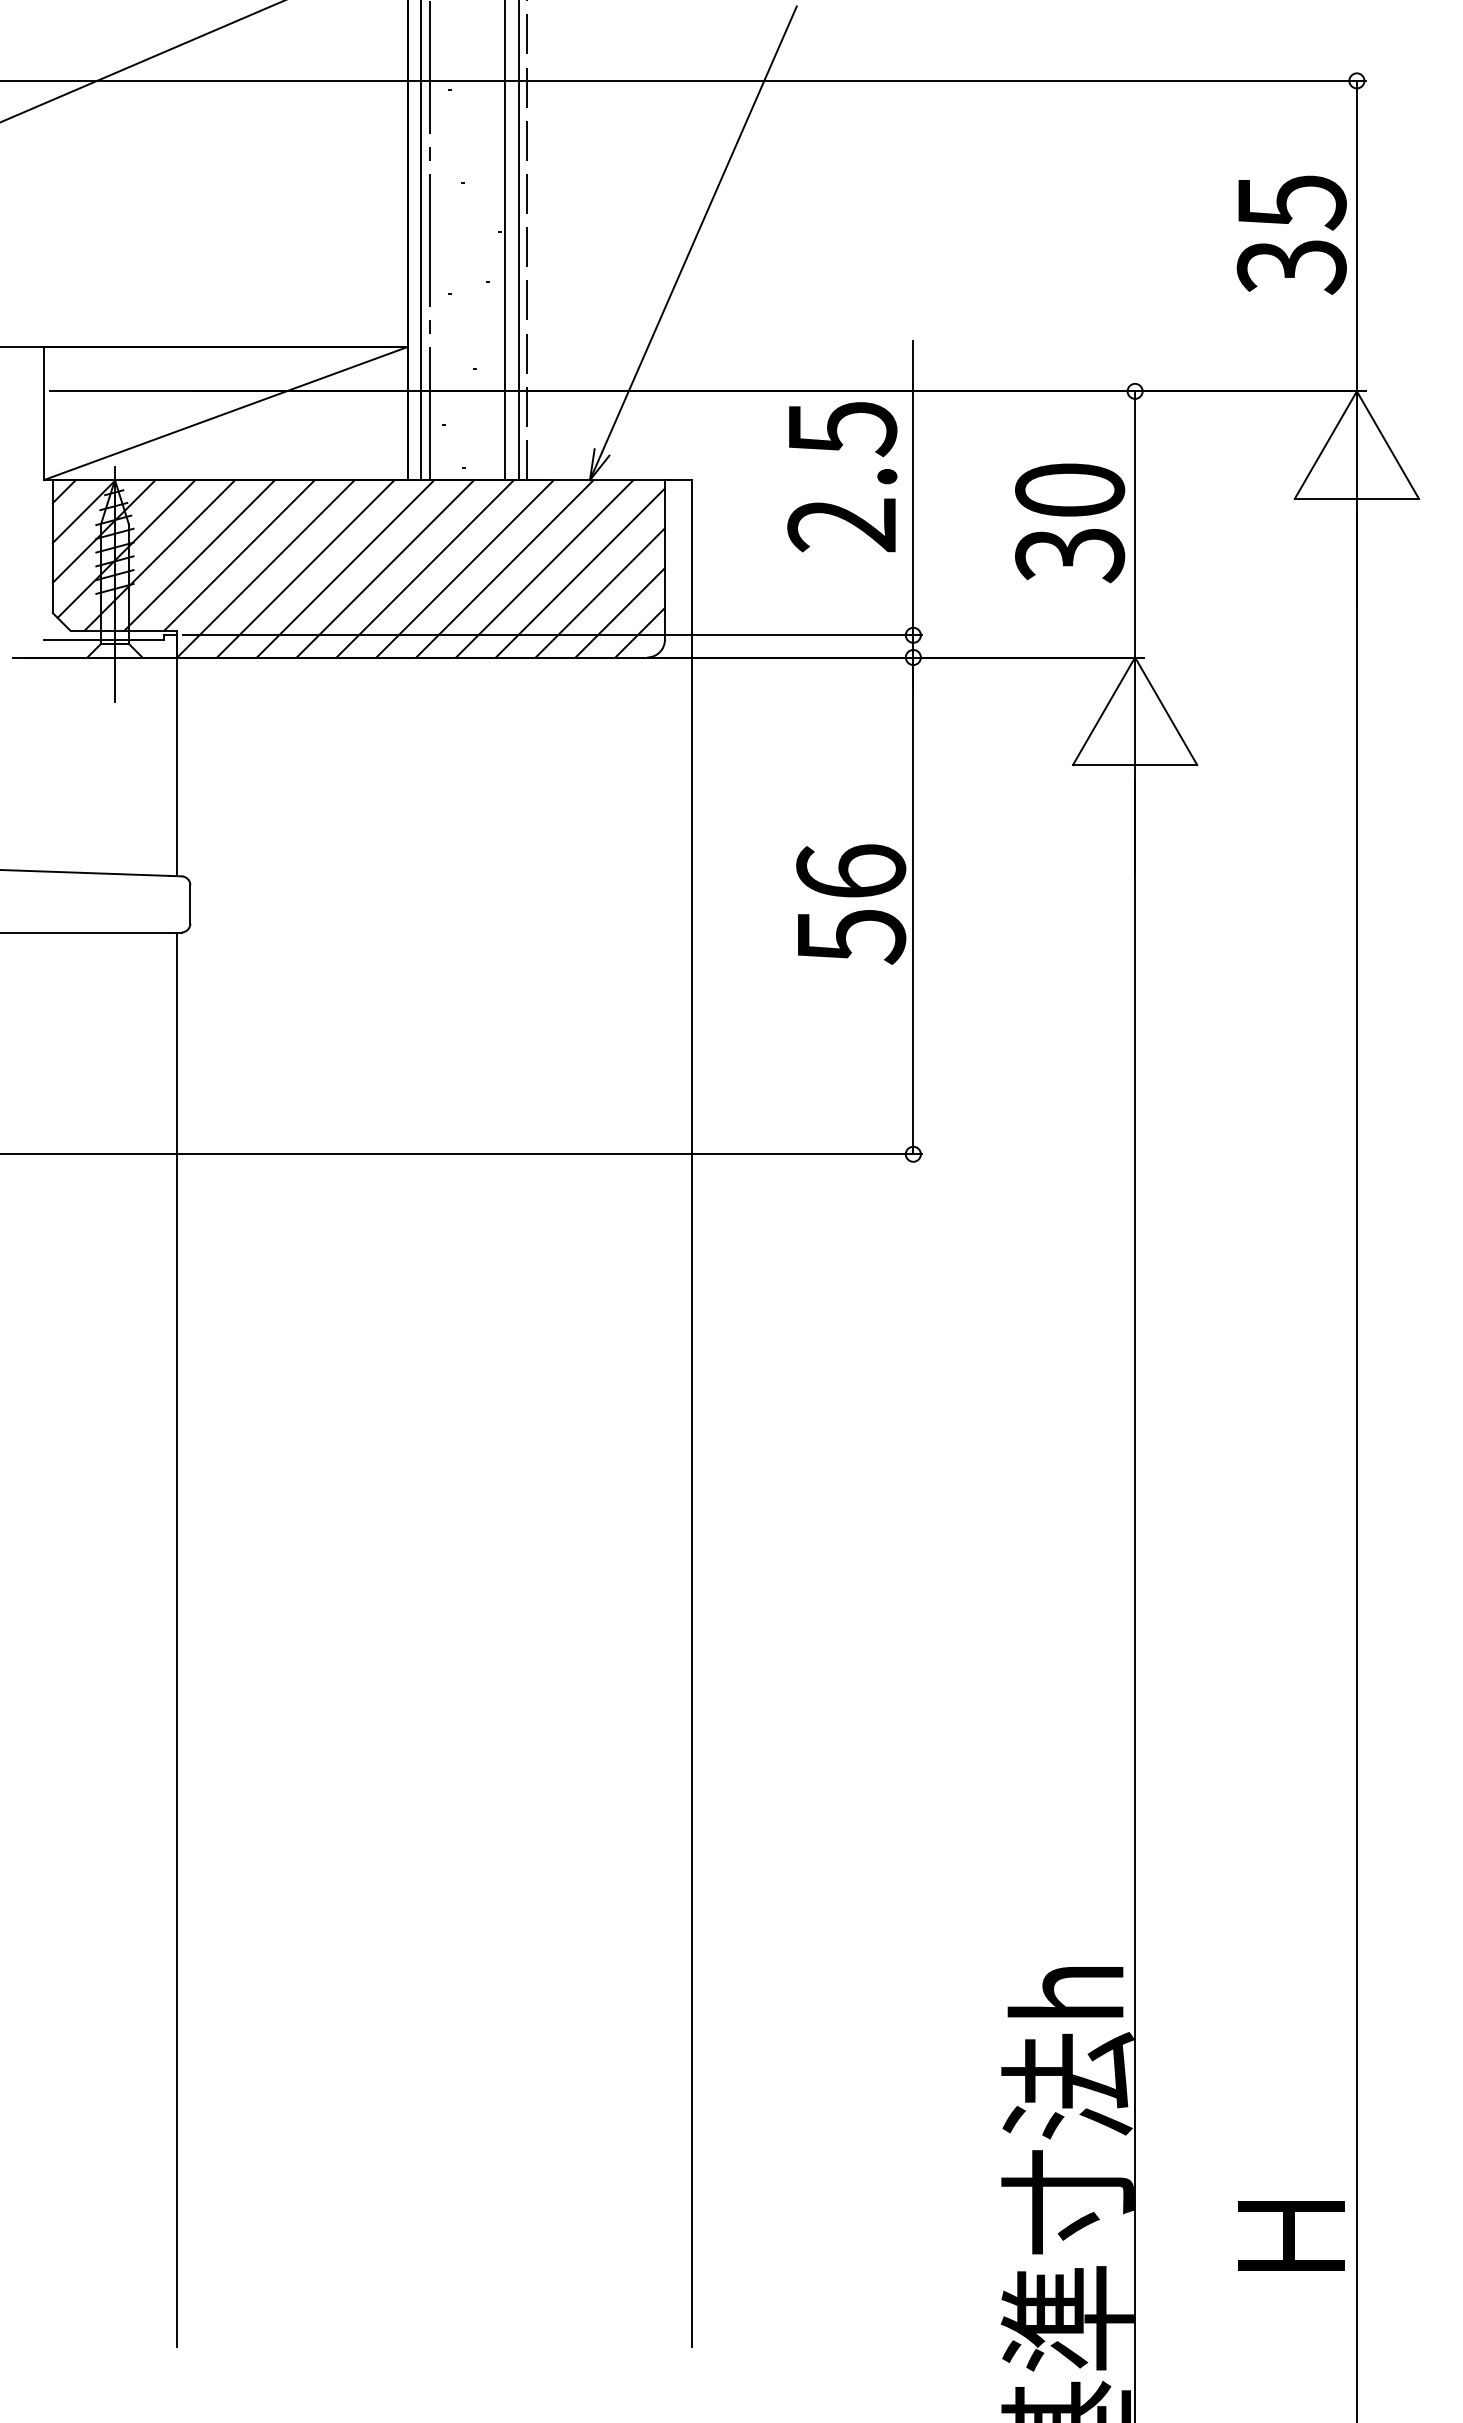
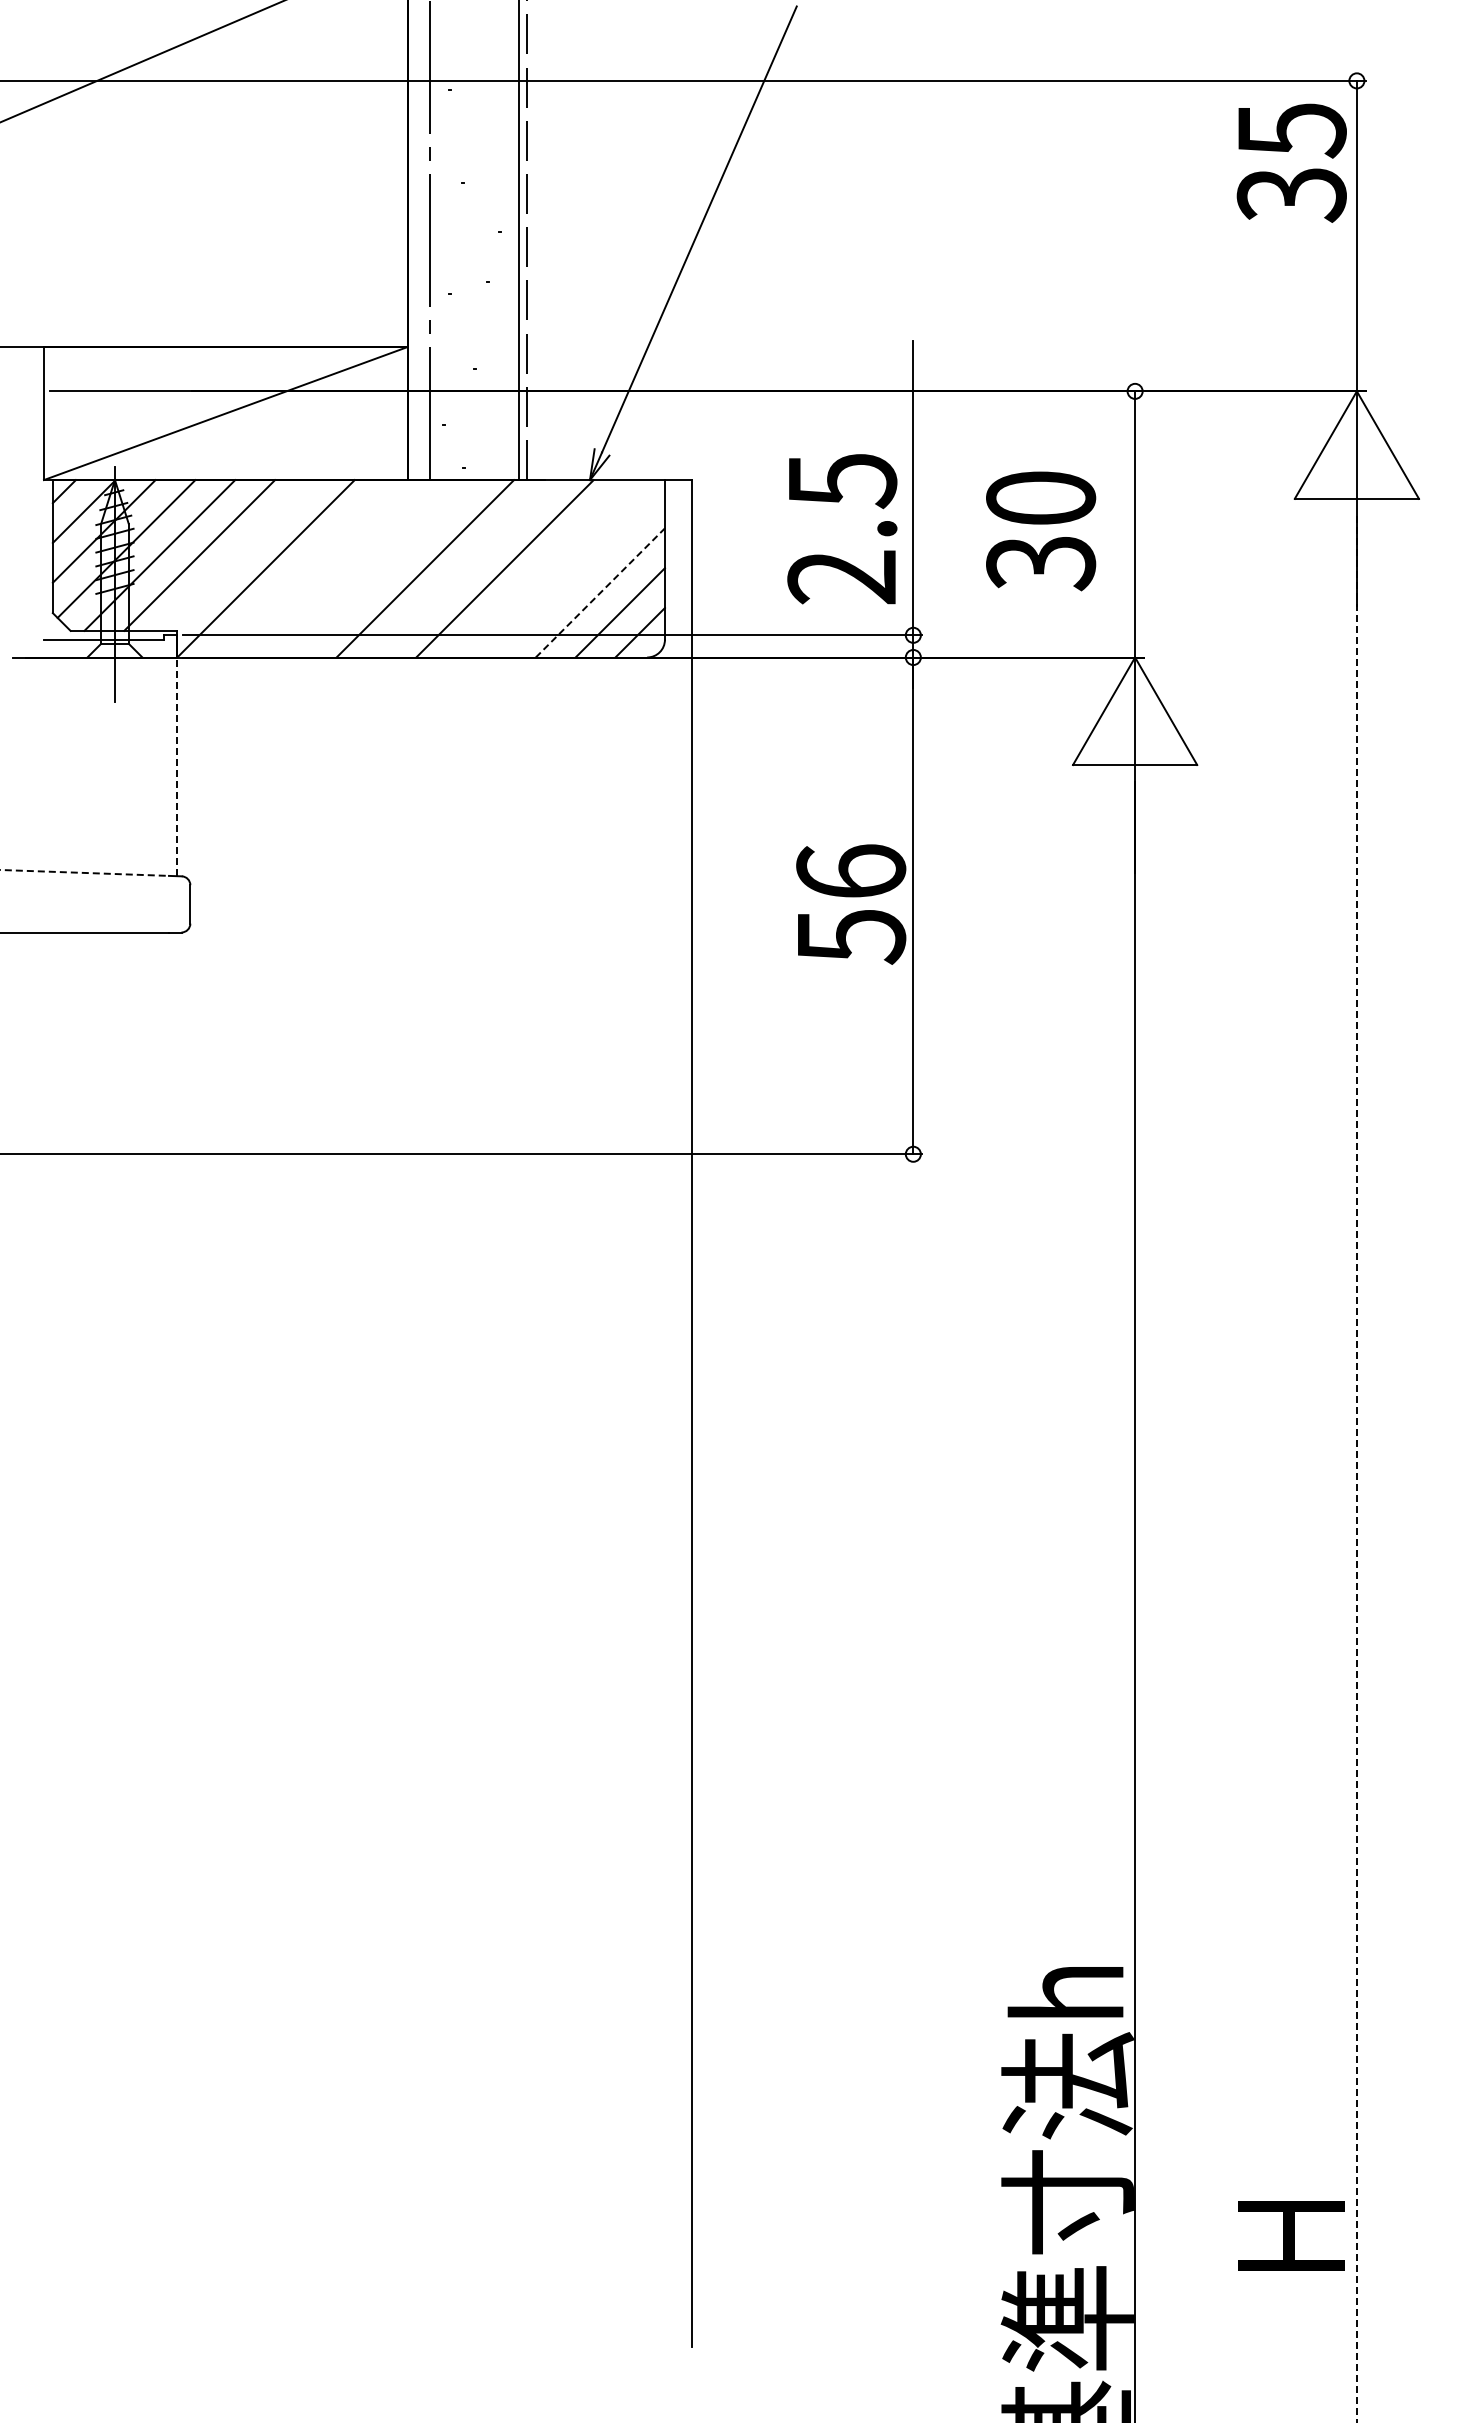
text position: (1291, 234) -> (1291, 162) (1291, 162)
line: present -> none (421, 241)
line: present -> none (505, 241)
text position: (842, 477) -> (842, 529) (842, 529)
text position: (1070, 523) -> (1041, 531) (1041, 531)
line: present -> none (239, 555)
line: present -> none (305, 568)
line: present -> none (345, 568)
line: present -> none (385, 568)
line: present -> none (464, 568)
line: present -> none (544, 568)
line: present -> none (579, 572)
line: solid -> dashed (600, 592)
line: solid -> dashed (177, 766)
line: solid -> dashed (85, 872)
line: solid -> dashed (1356, 1469)
line: present -> none (177, 1639)
